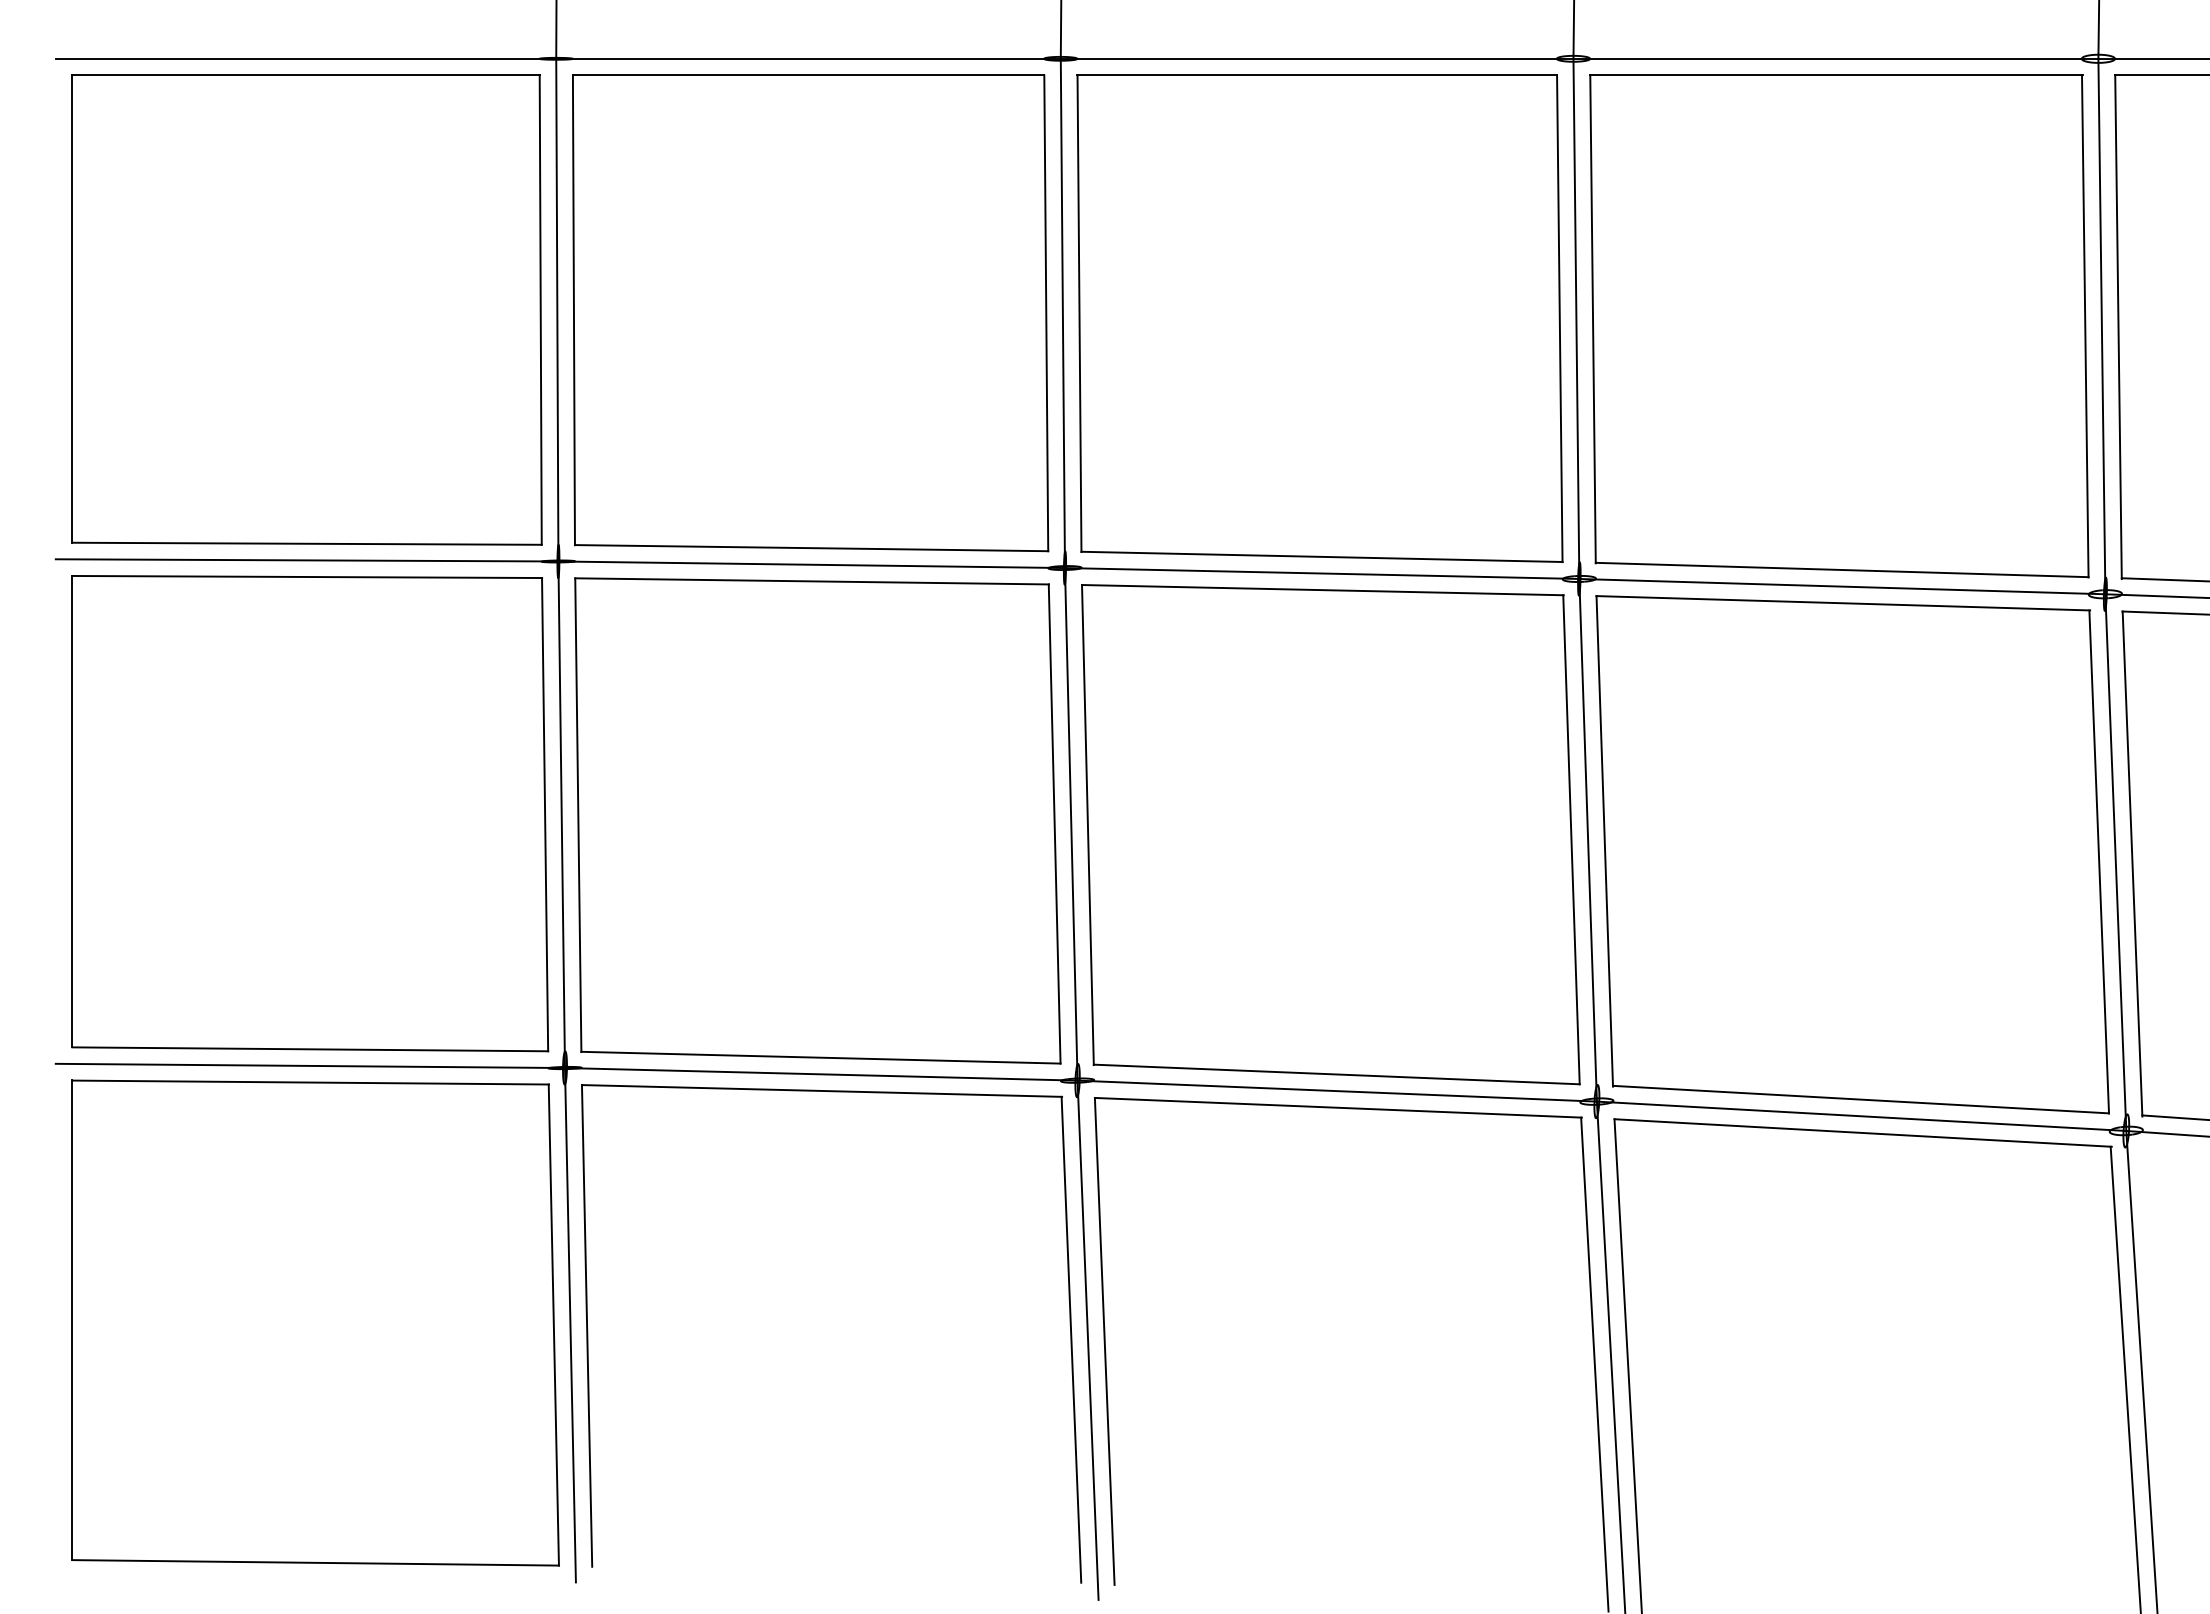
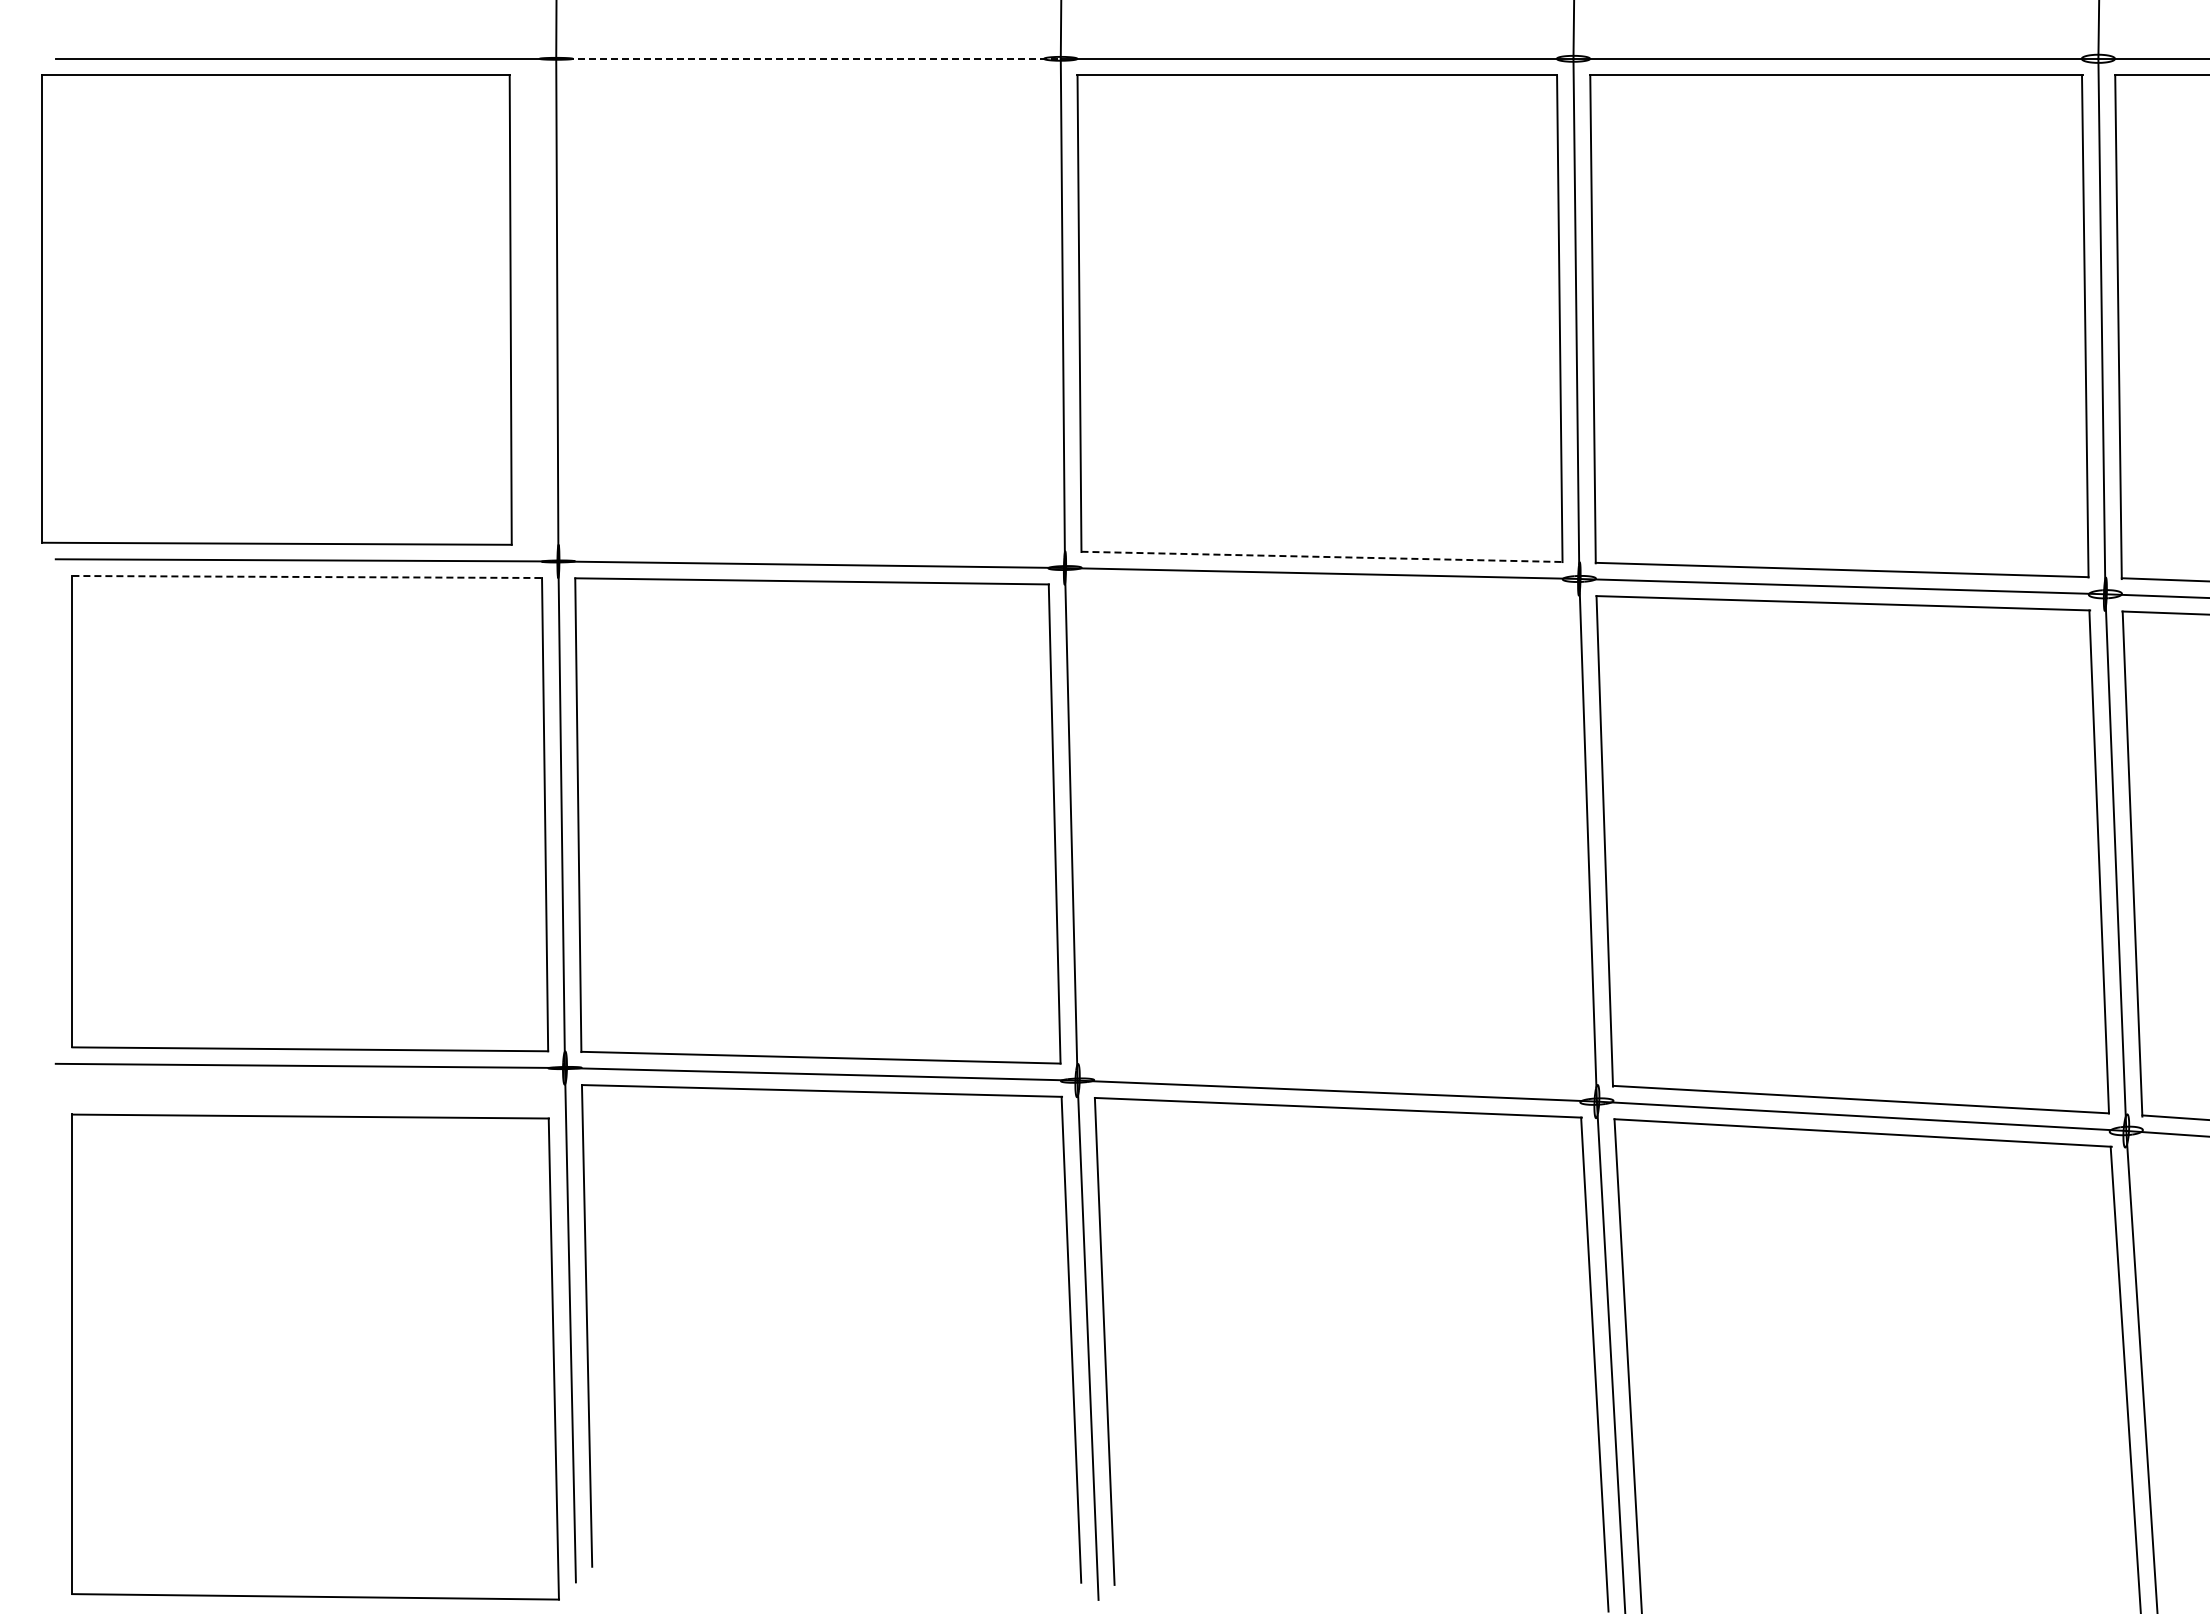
line: solid -> dashed (809, 58)
part position: (306, 309) -> (276, 309) (276, 309)
part: present -> none (810, 313)
line: solid -> dashed (1322, 556)
line: solid -> dashed (307, 577)
part: present -> none (1330, 834)
part position: (315, 1322) -> (315, 1356) (315, 1356)
